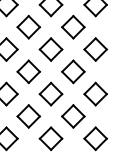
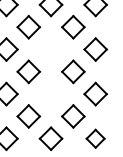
part: present -> none (50, 49)
part: present -> none (50, 93)
part size: 25x26 px -> 21x21 px (95, 138)
